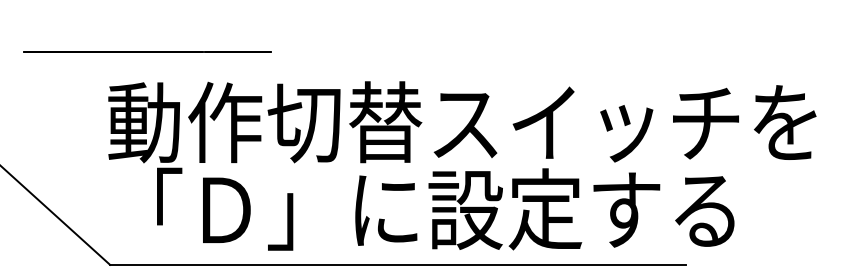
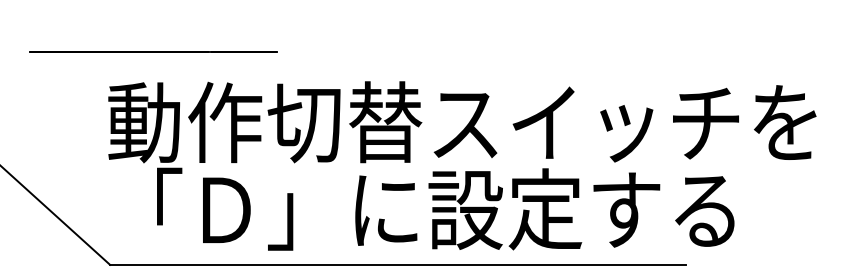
line position: (147, 51) -> (153, 51) (153, 51)
